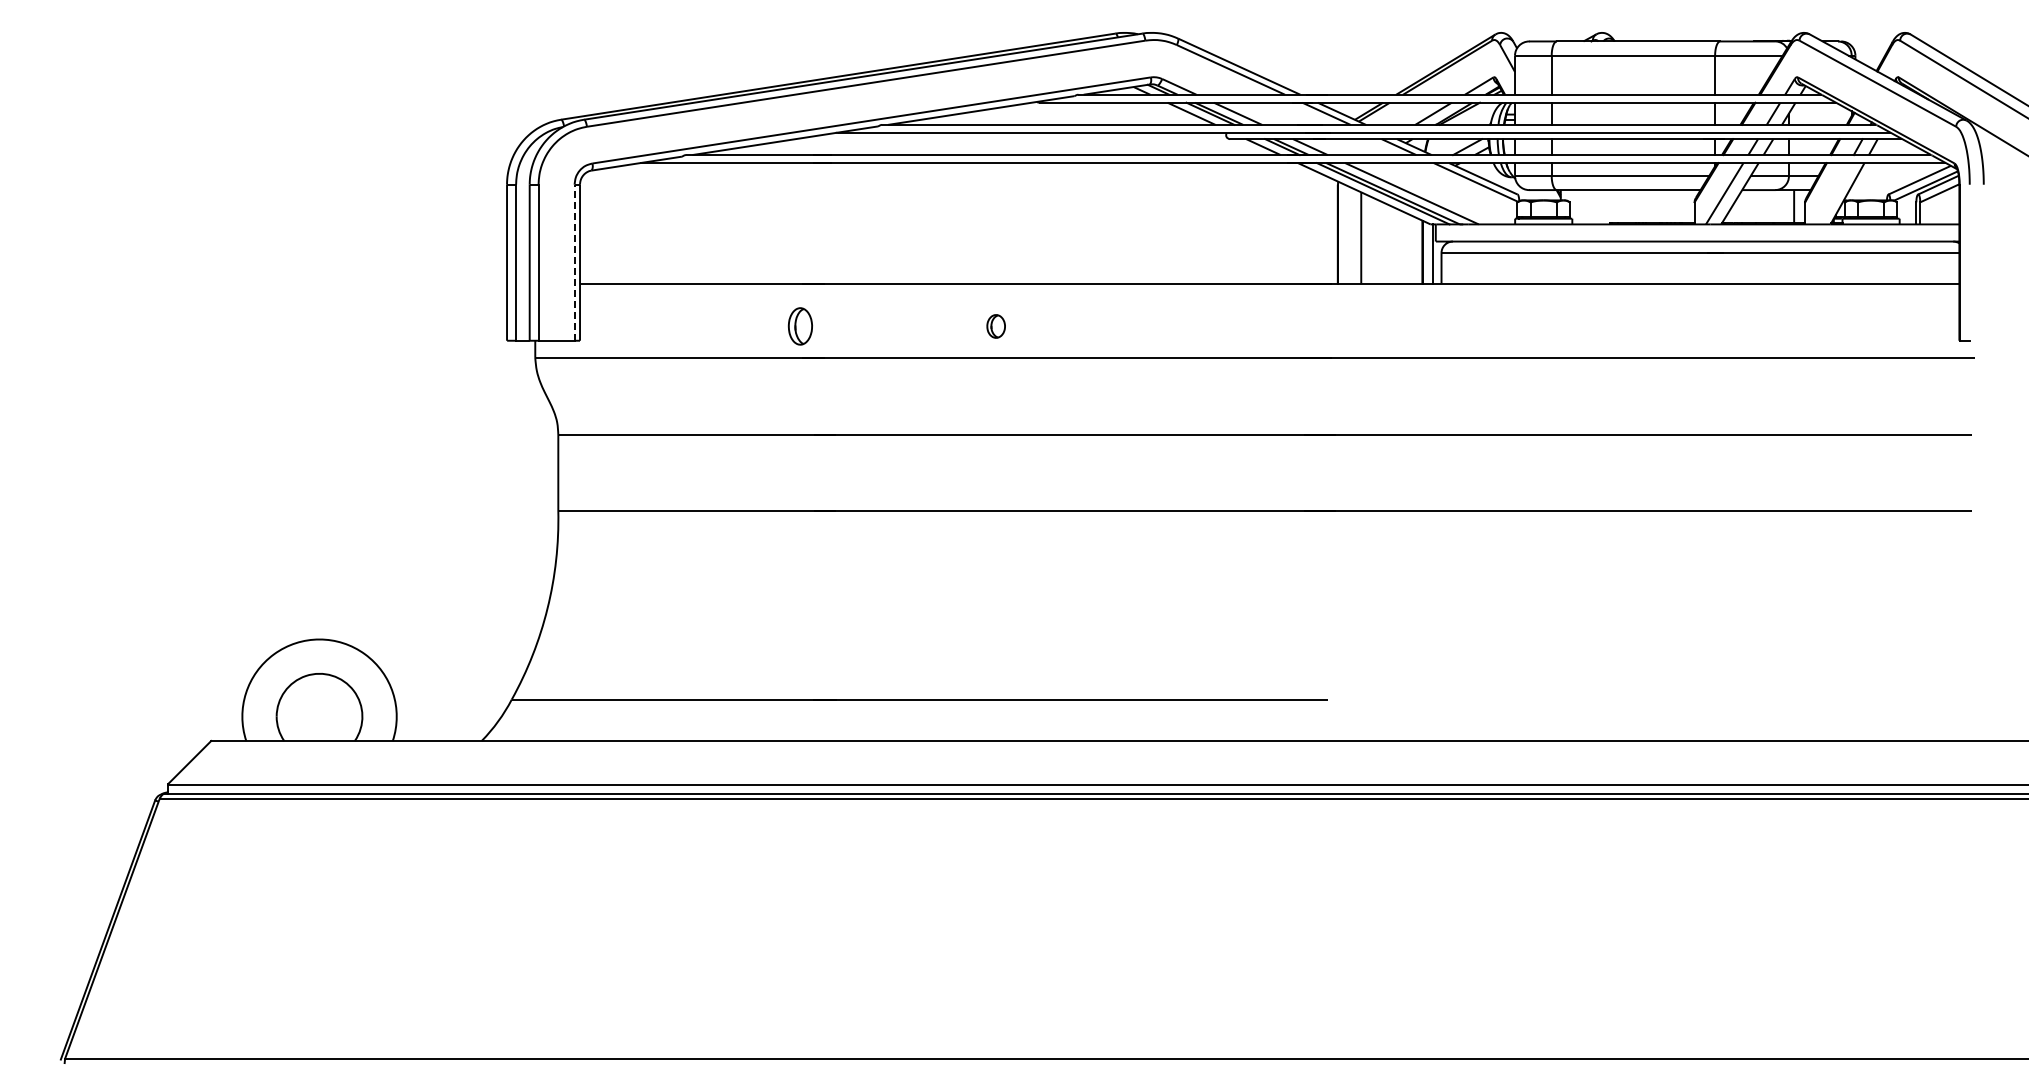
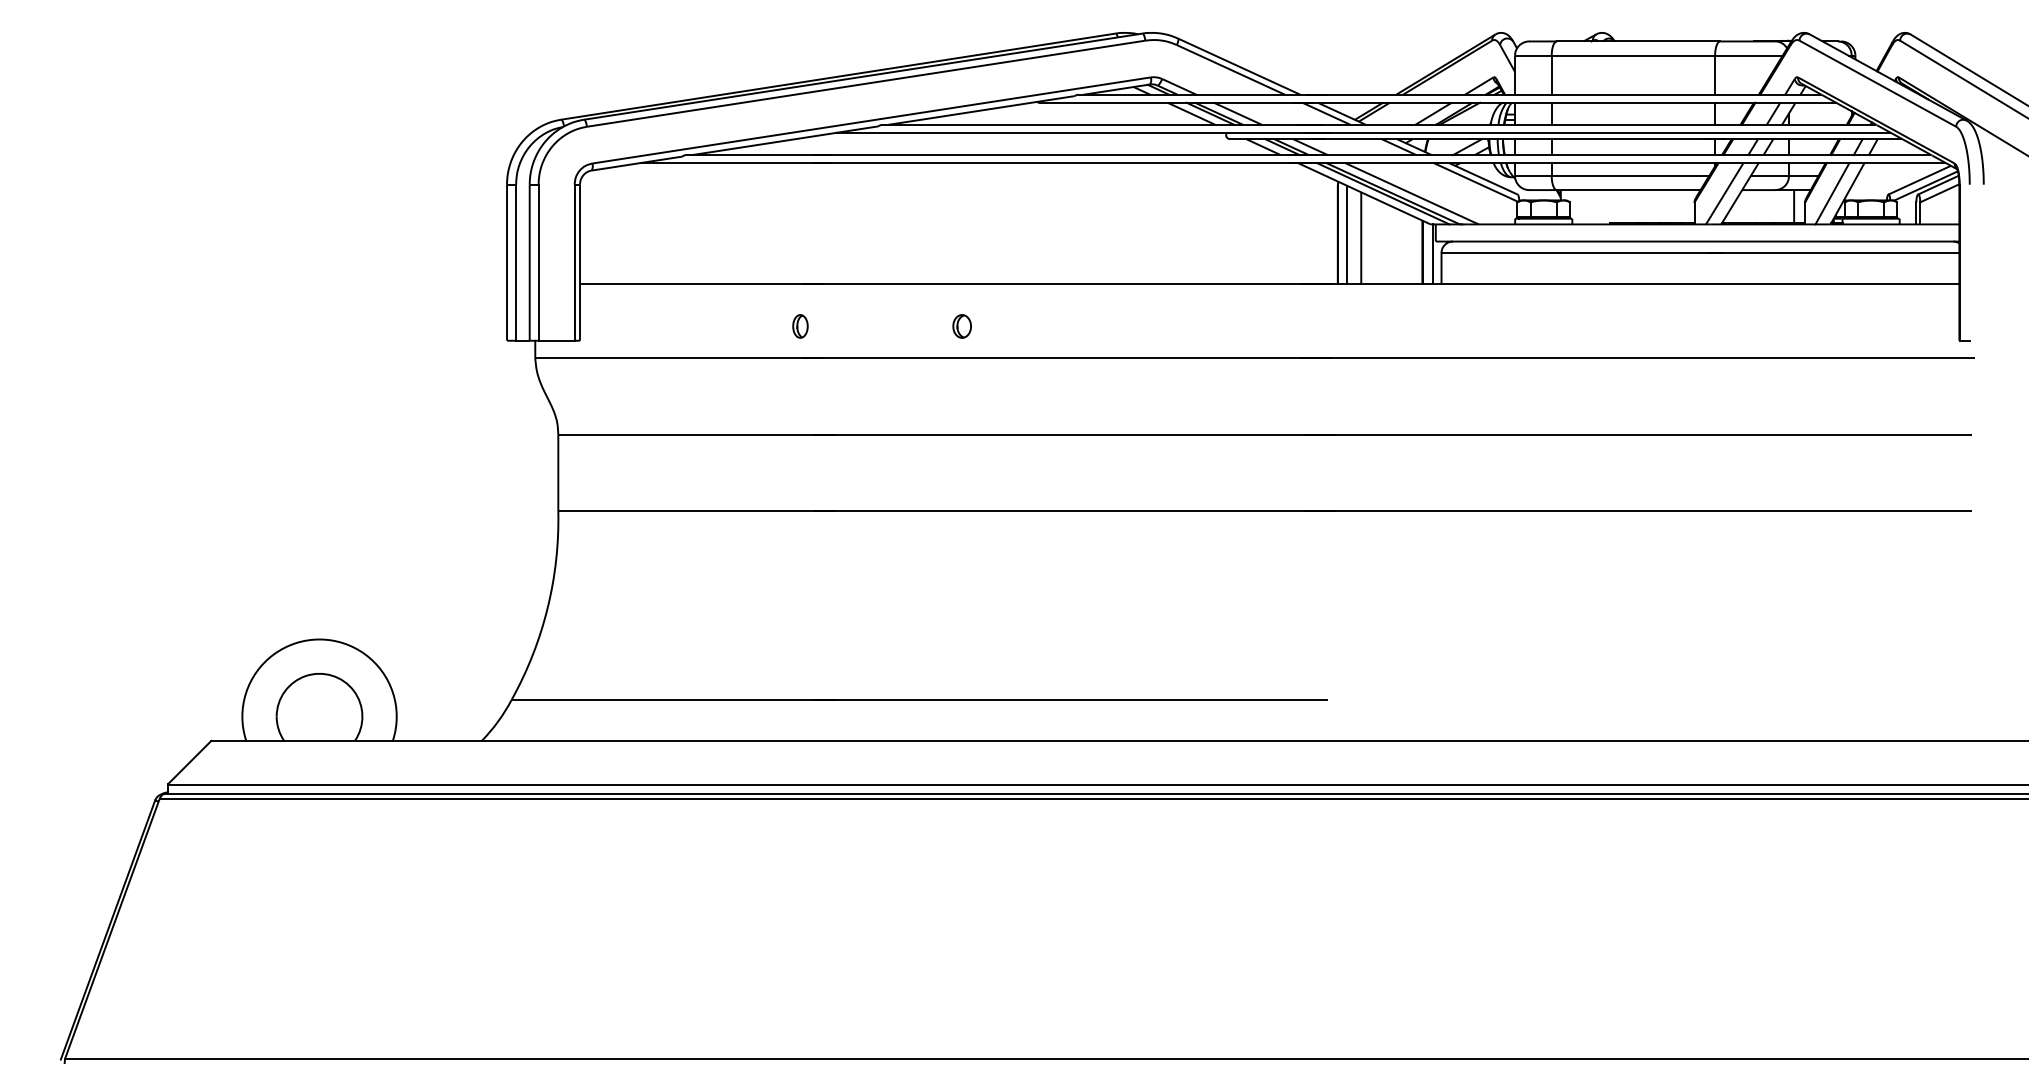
line: none -> present (1832, 193)
line: none -> present (1347, 234)
line: dashed -> solid (574, 262)
part size: 26x39 px -> 17x25 px (800, 326)
part position: (995, 326) -> (961, 326) (961, 326)
